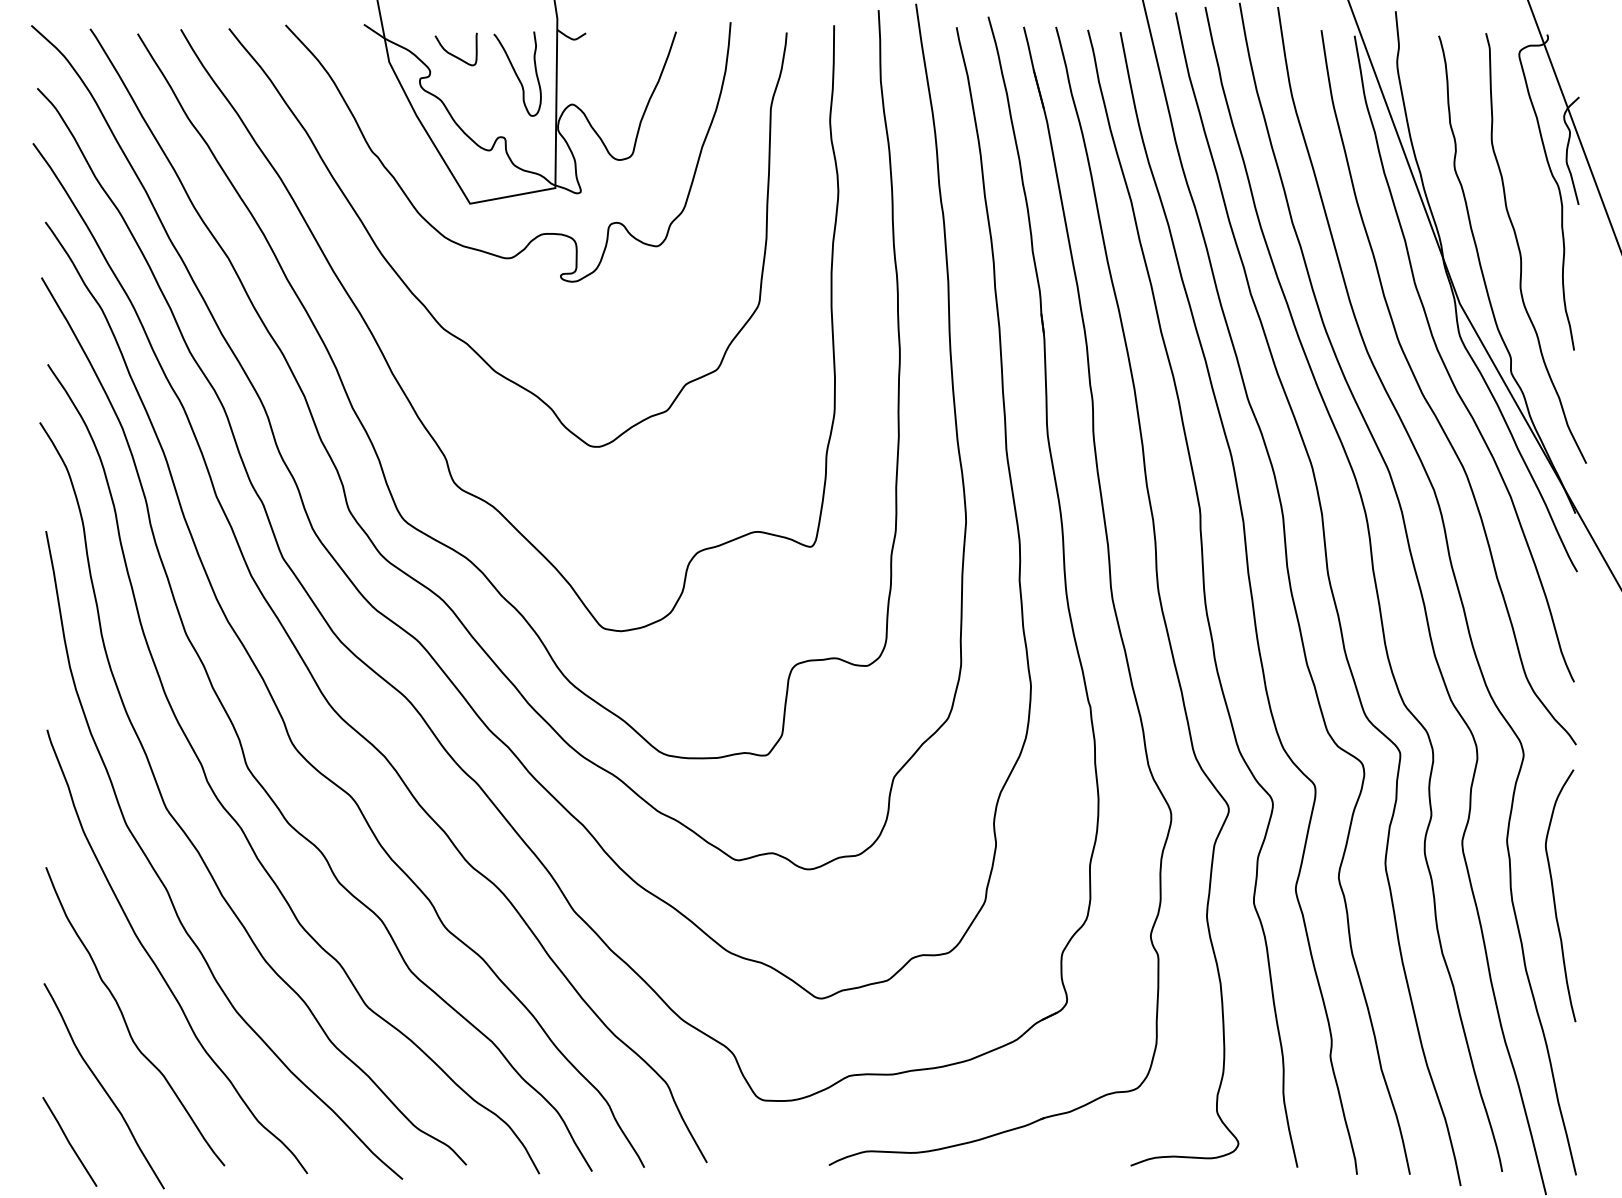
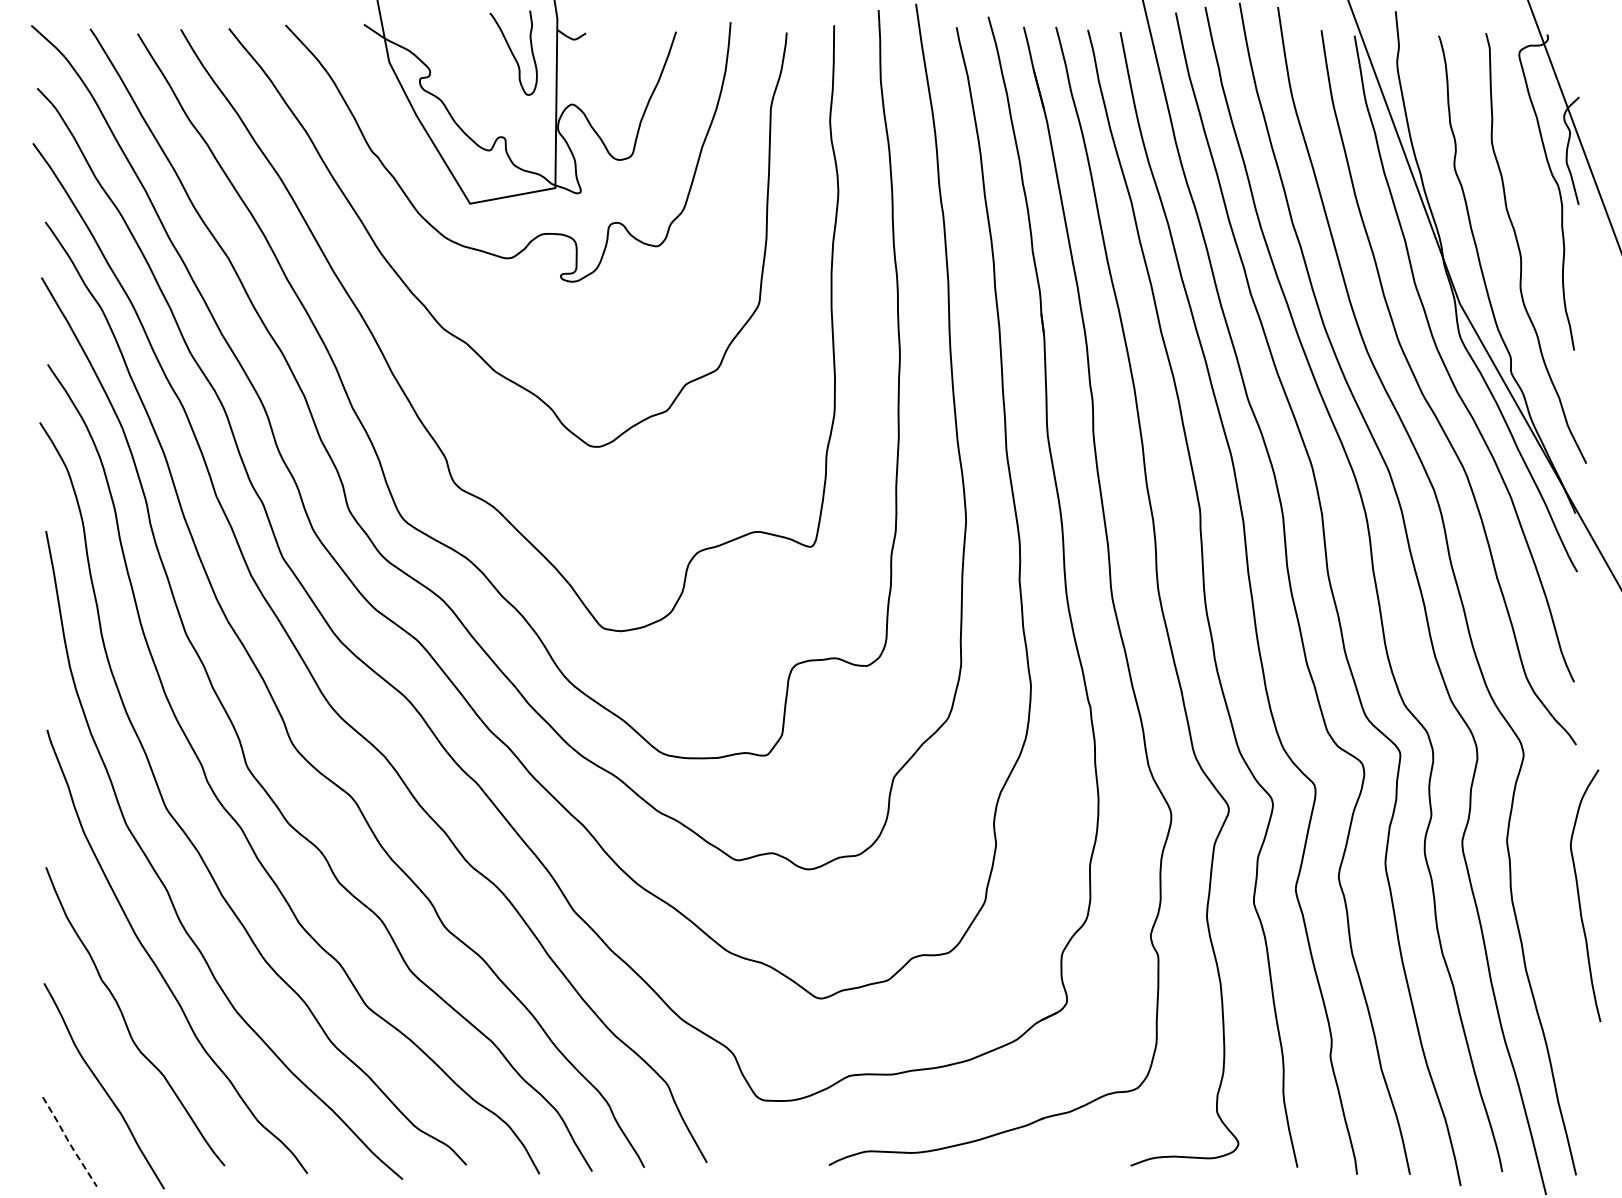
curve: present -> none (453, 54)
curve position: (516, 73) -> (512, 52) (512, 52)
curve position: (1554, 895) -> (1579, 895) (1579, 895)
line: solid -> dashed (68, 1142)
